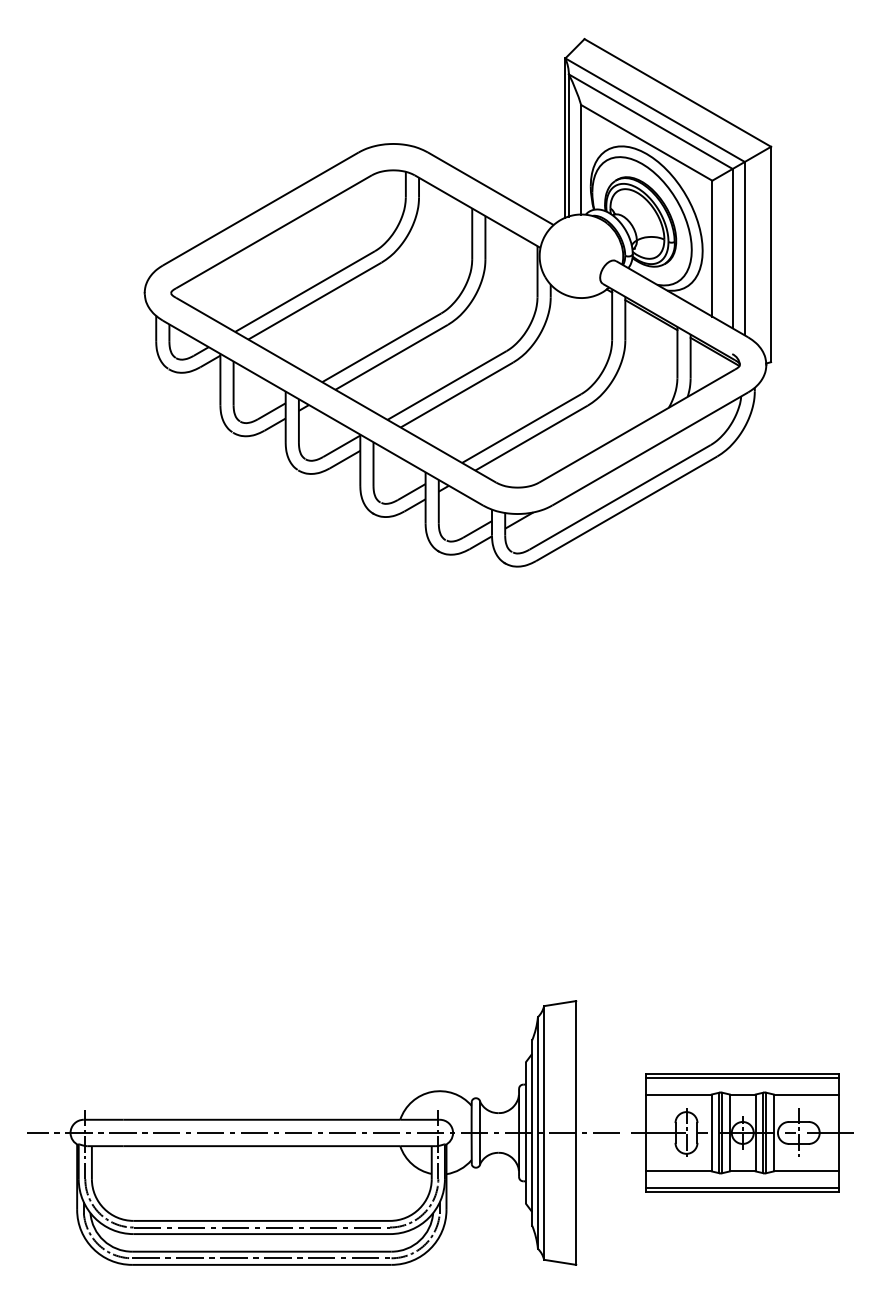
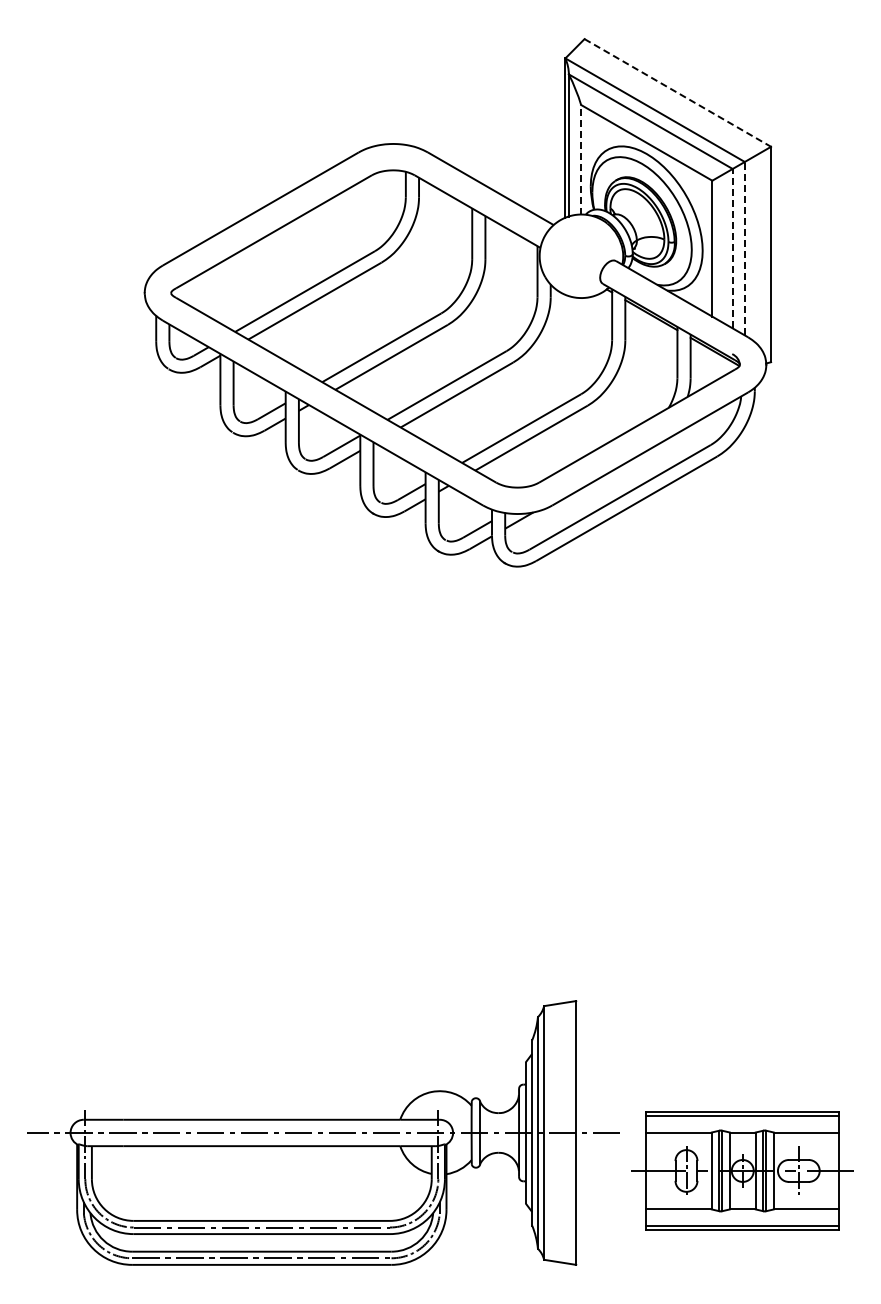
line: solid -> dashed (677, 92)
line: solid -> dashed (581, 159)
line: solid -> dashed (732, 248)
line: solid -> dashed (744, 248)
part position: (742, 1132) -> (742, 1170) (742, 1170)
